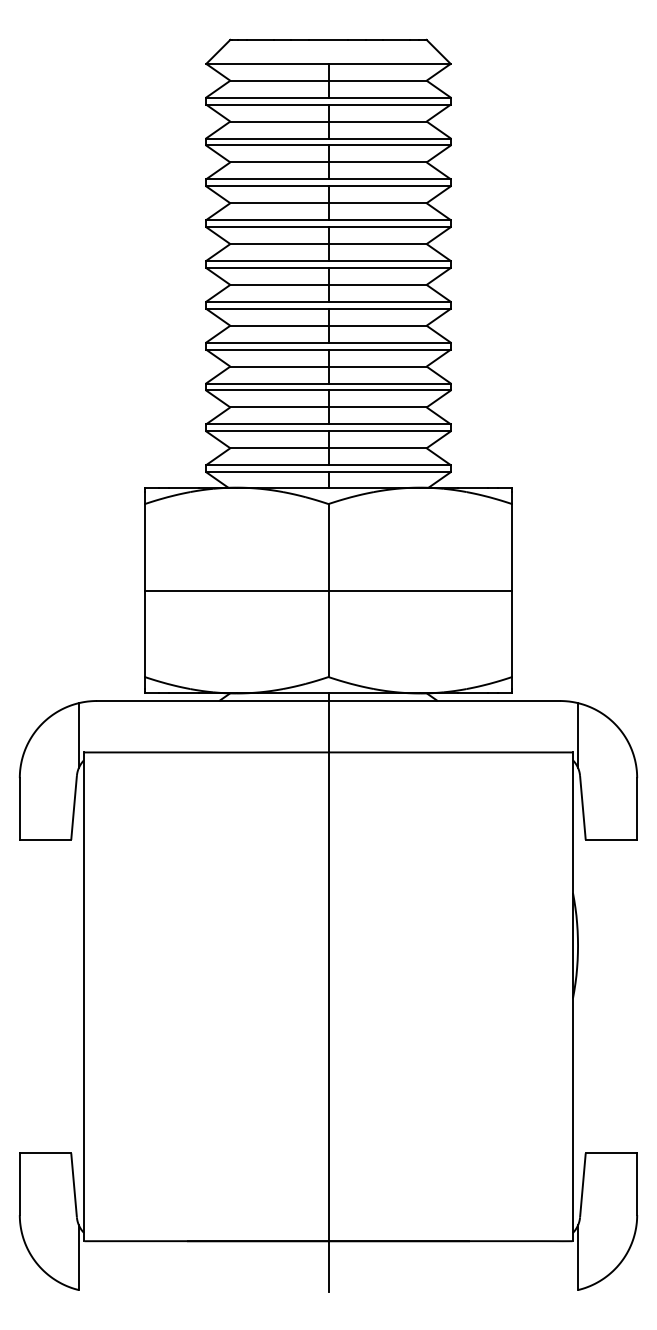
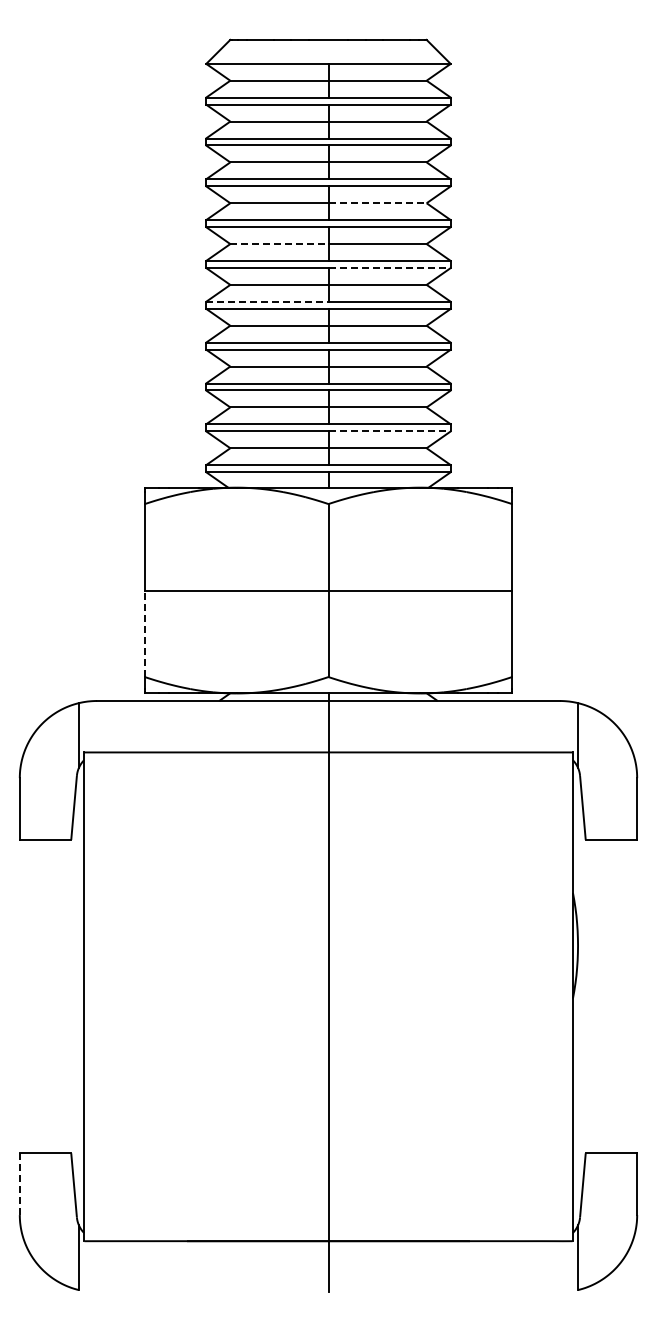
line: solid -> dashed (378, 203)
line: solid -> dashed (279, 244)
line: solid -> dashed (390, 267)
line: solid -> dashed (267, 301)
line: solid -> dashed (390, 431)
line: solid -> dashed (144, 633)
line: solid -> dashed (19, 1184)
